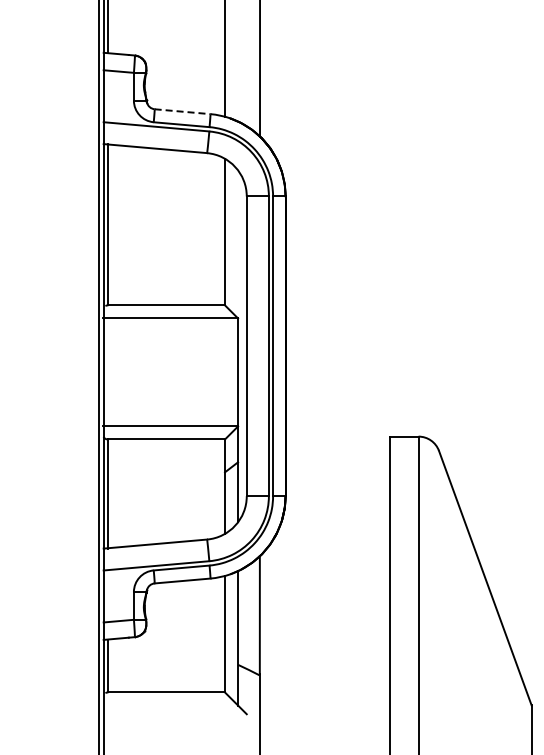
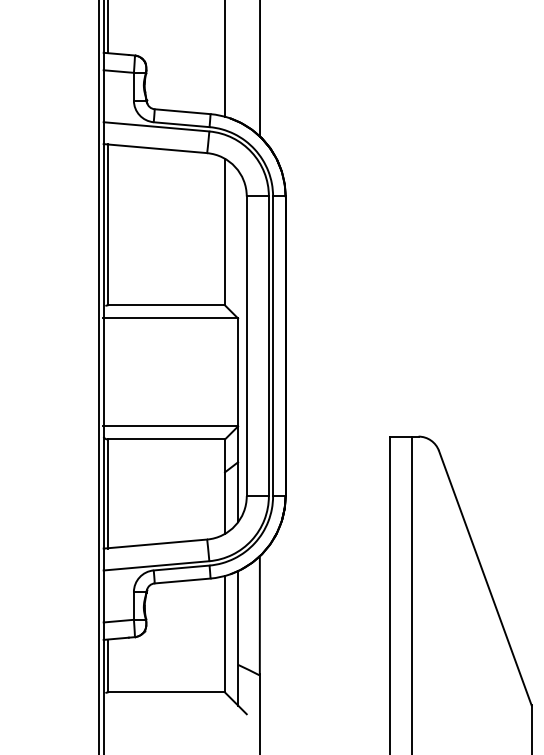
line: dashed -> solid (183, 111)
line position: (419, 593) -> (412, 593) (412, 593)
